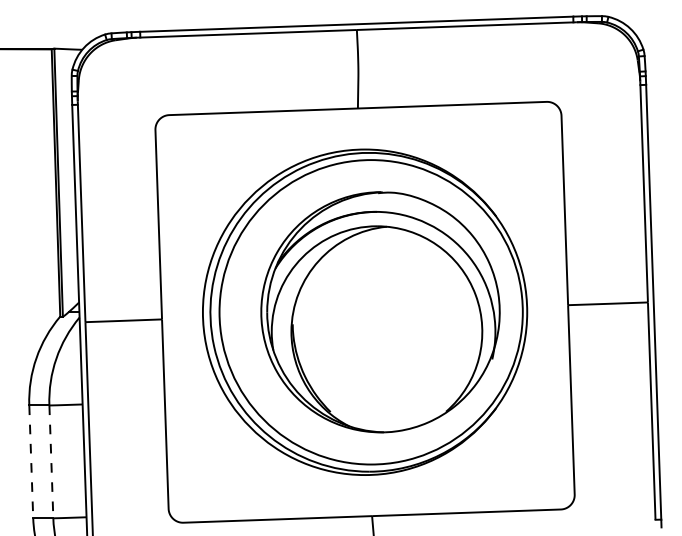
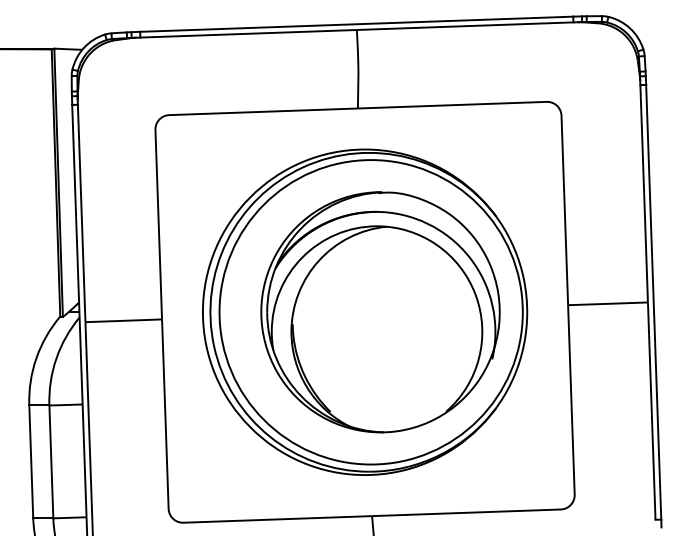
line: dashed -> solid (31, 462)
line: dashed -> solid (51, 462)
